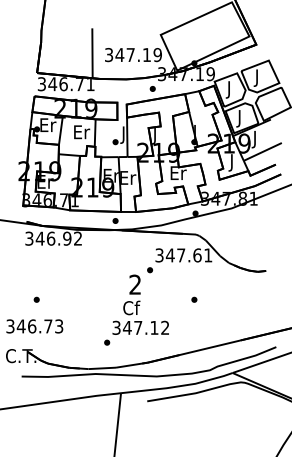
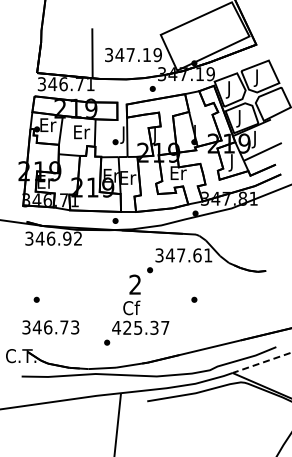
text position: (34, 326) -> (50, 327) (50, 327)
text: 347.12 -> 425.37 (140, 327)
line: solid -> dashed (261, 362)
